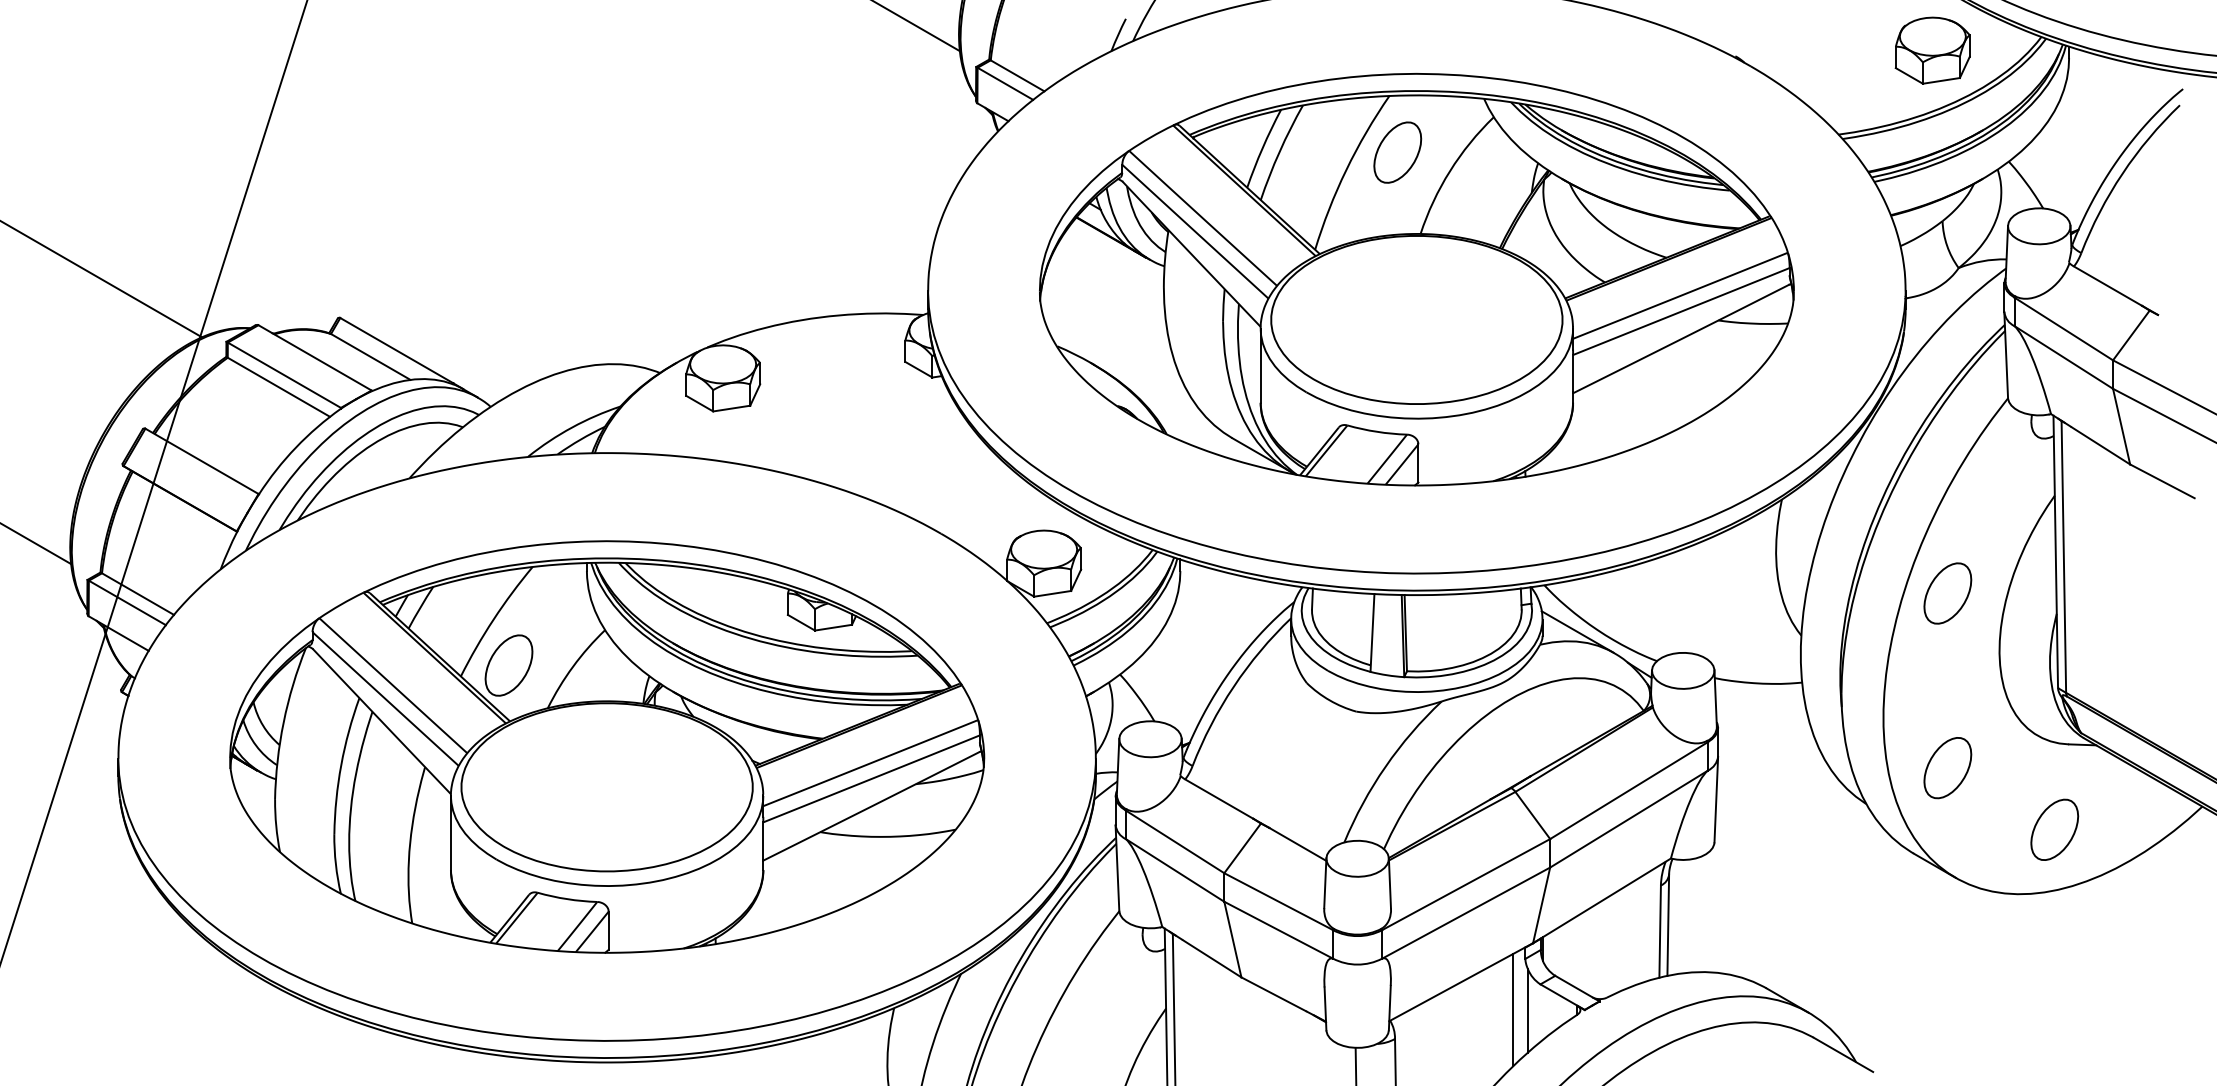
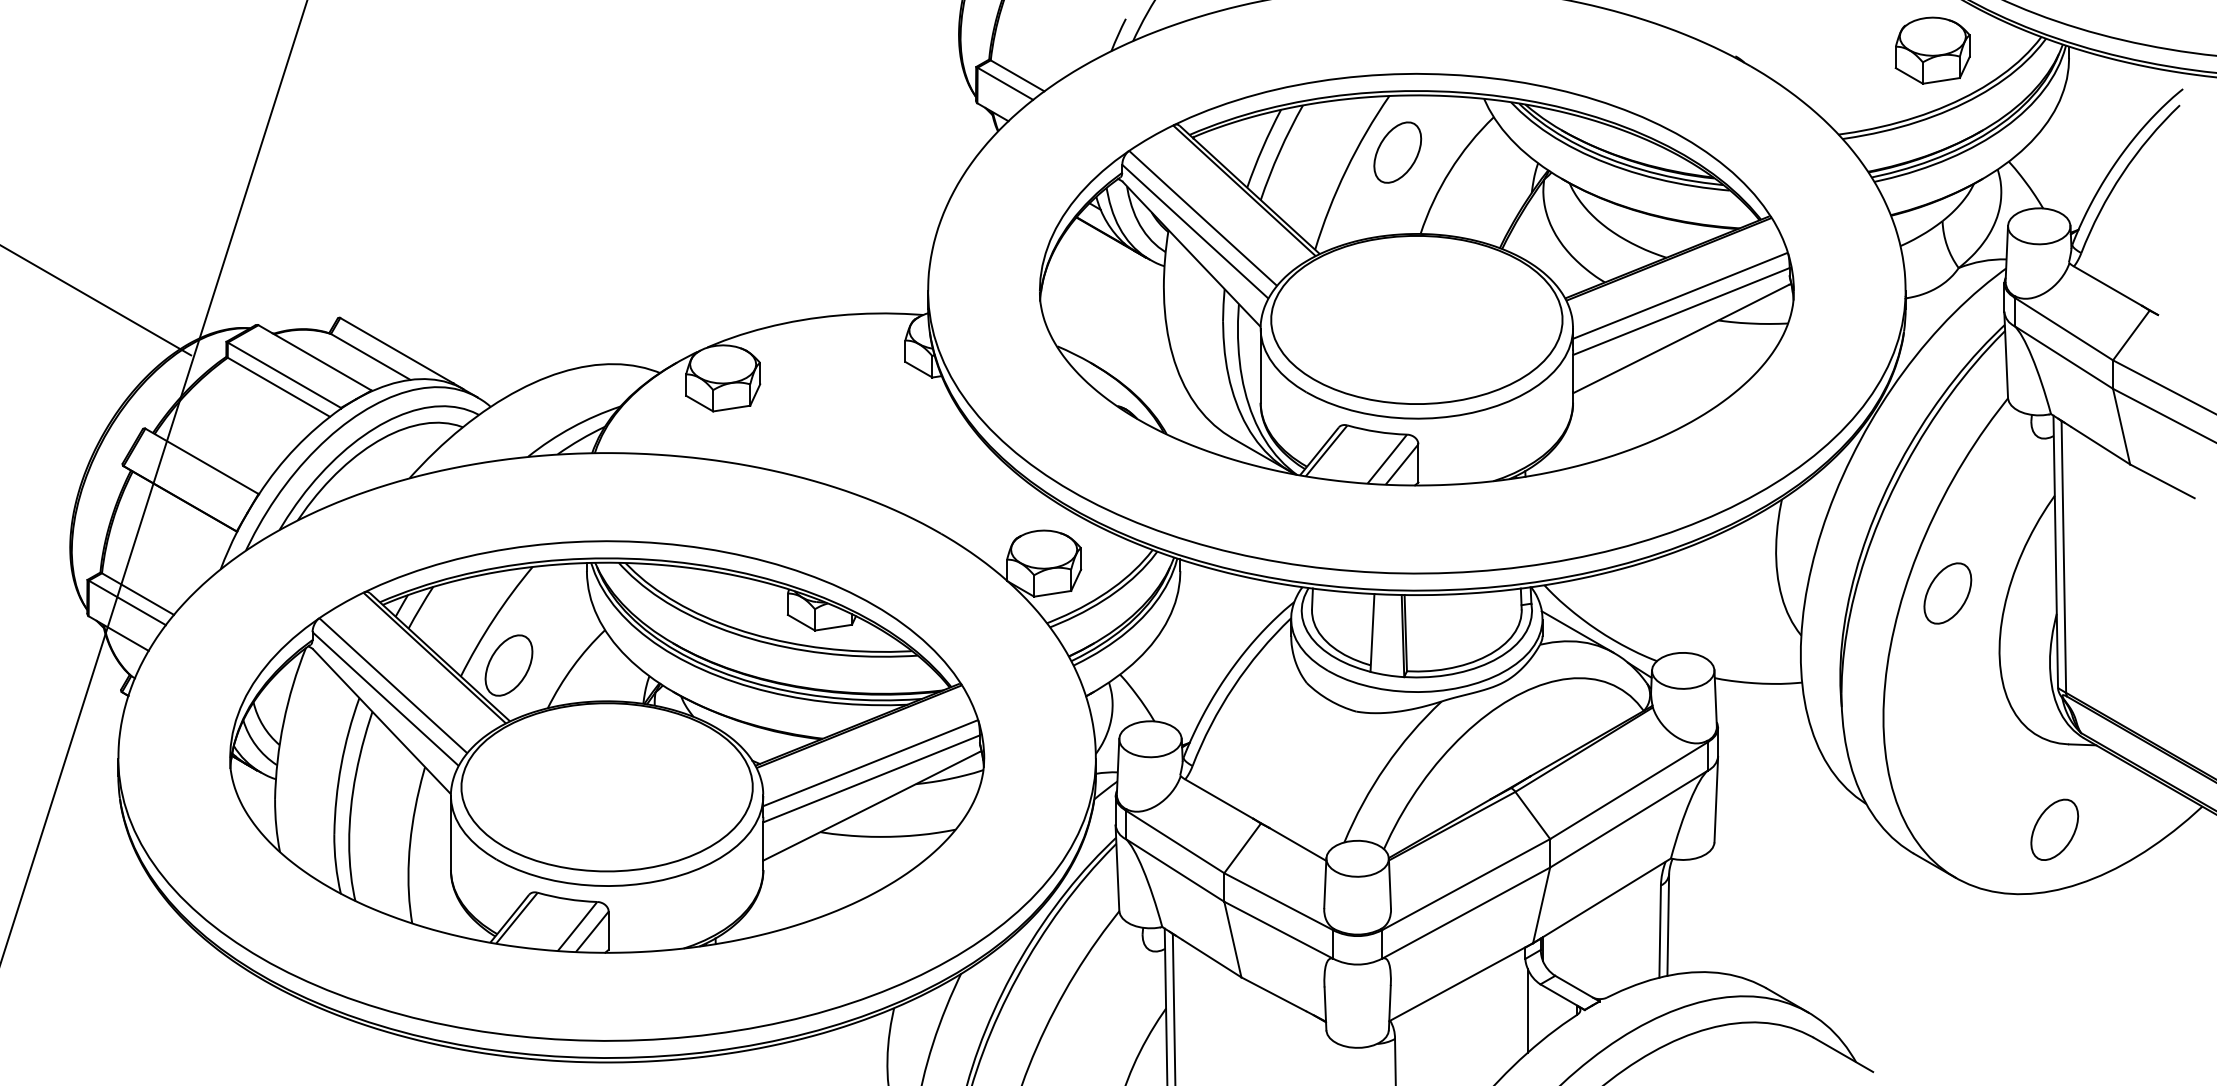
line: present -> none (916, 26)
line position: (102, 279) -> (96, 300) (96, 300)
line: present -> none (36, 544)
part: present -> none (1947, 768)
line: present -> none (1513, 1009)
line: present -> none (1355, 1064)
